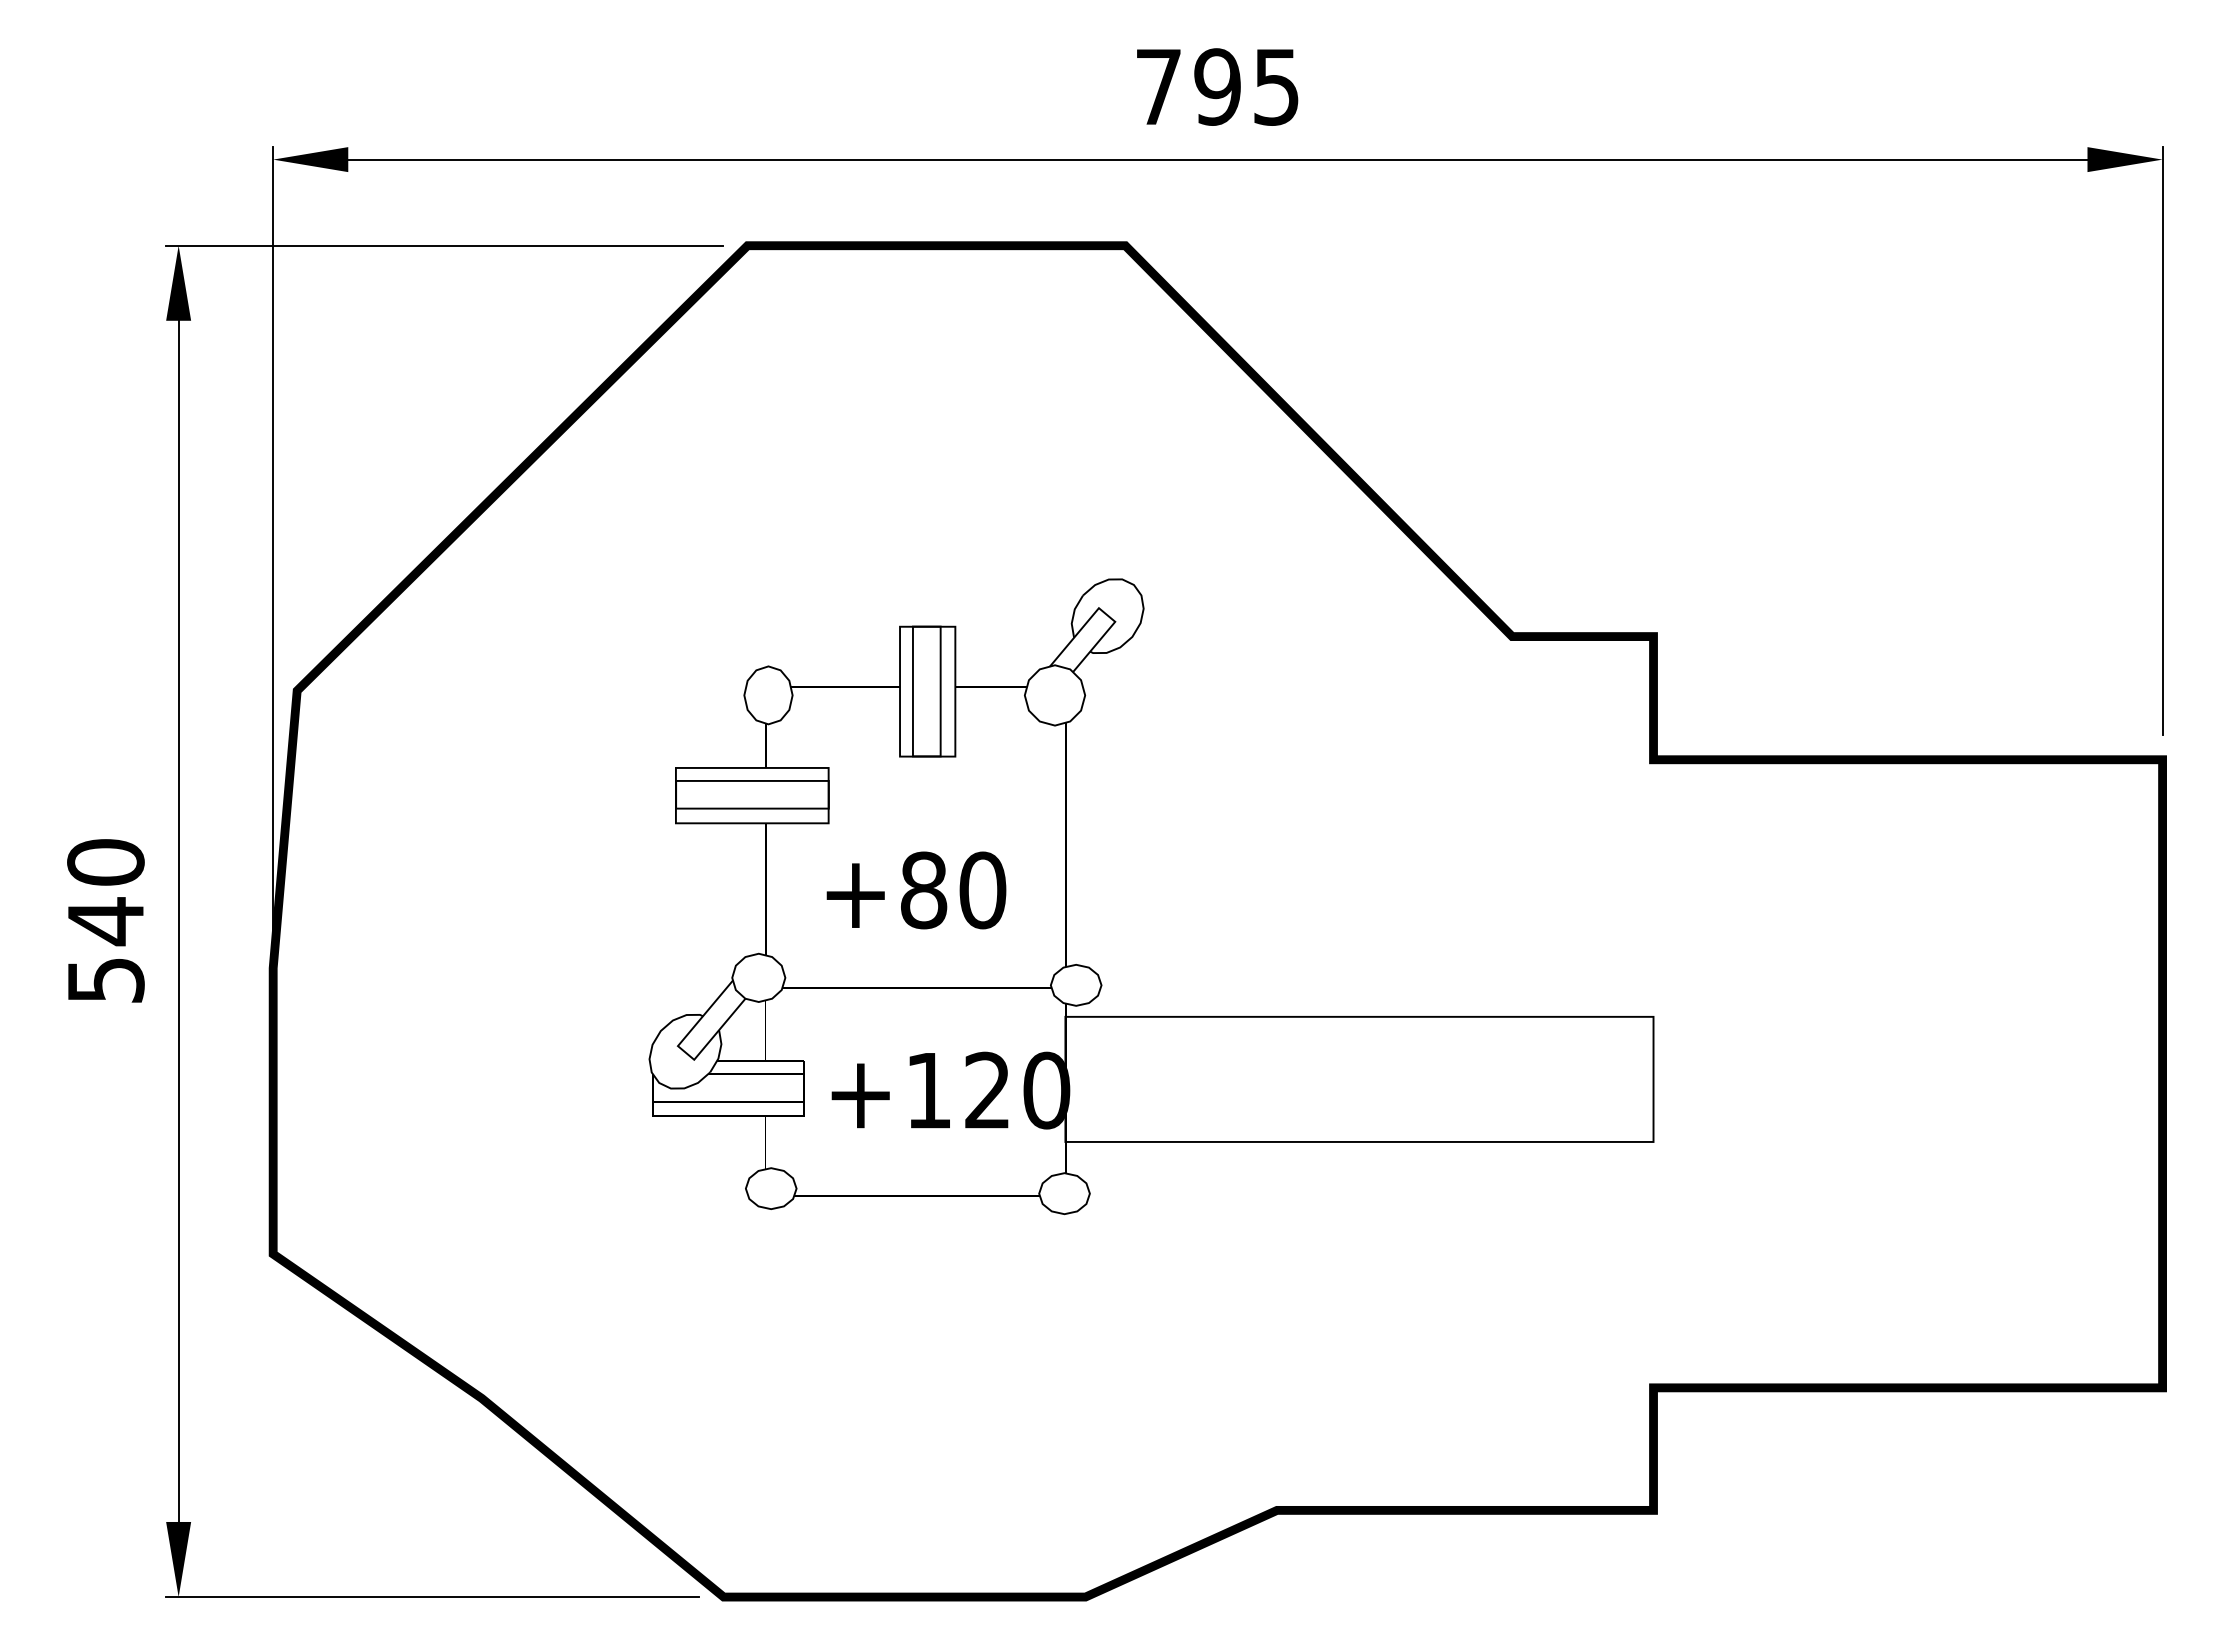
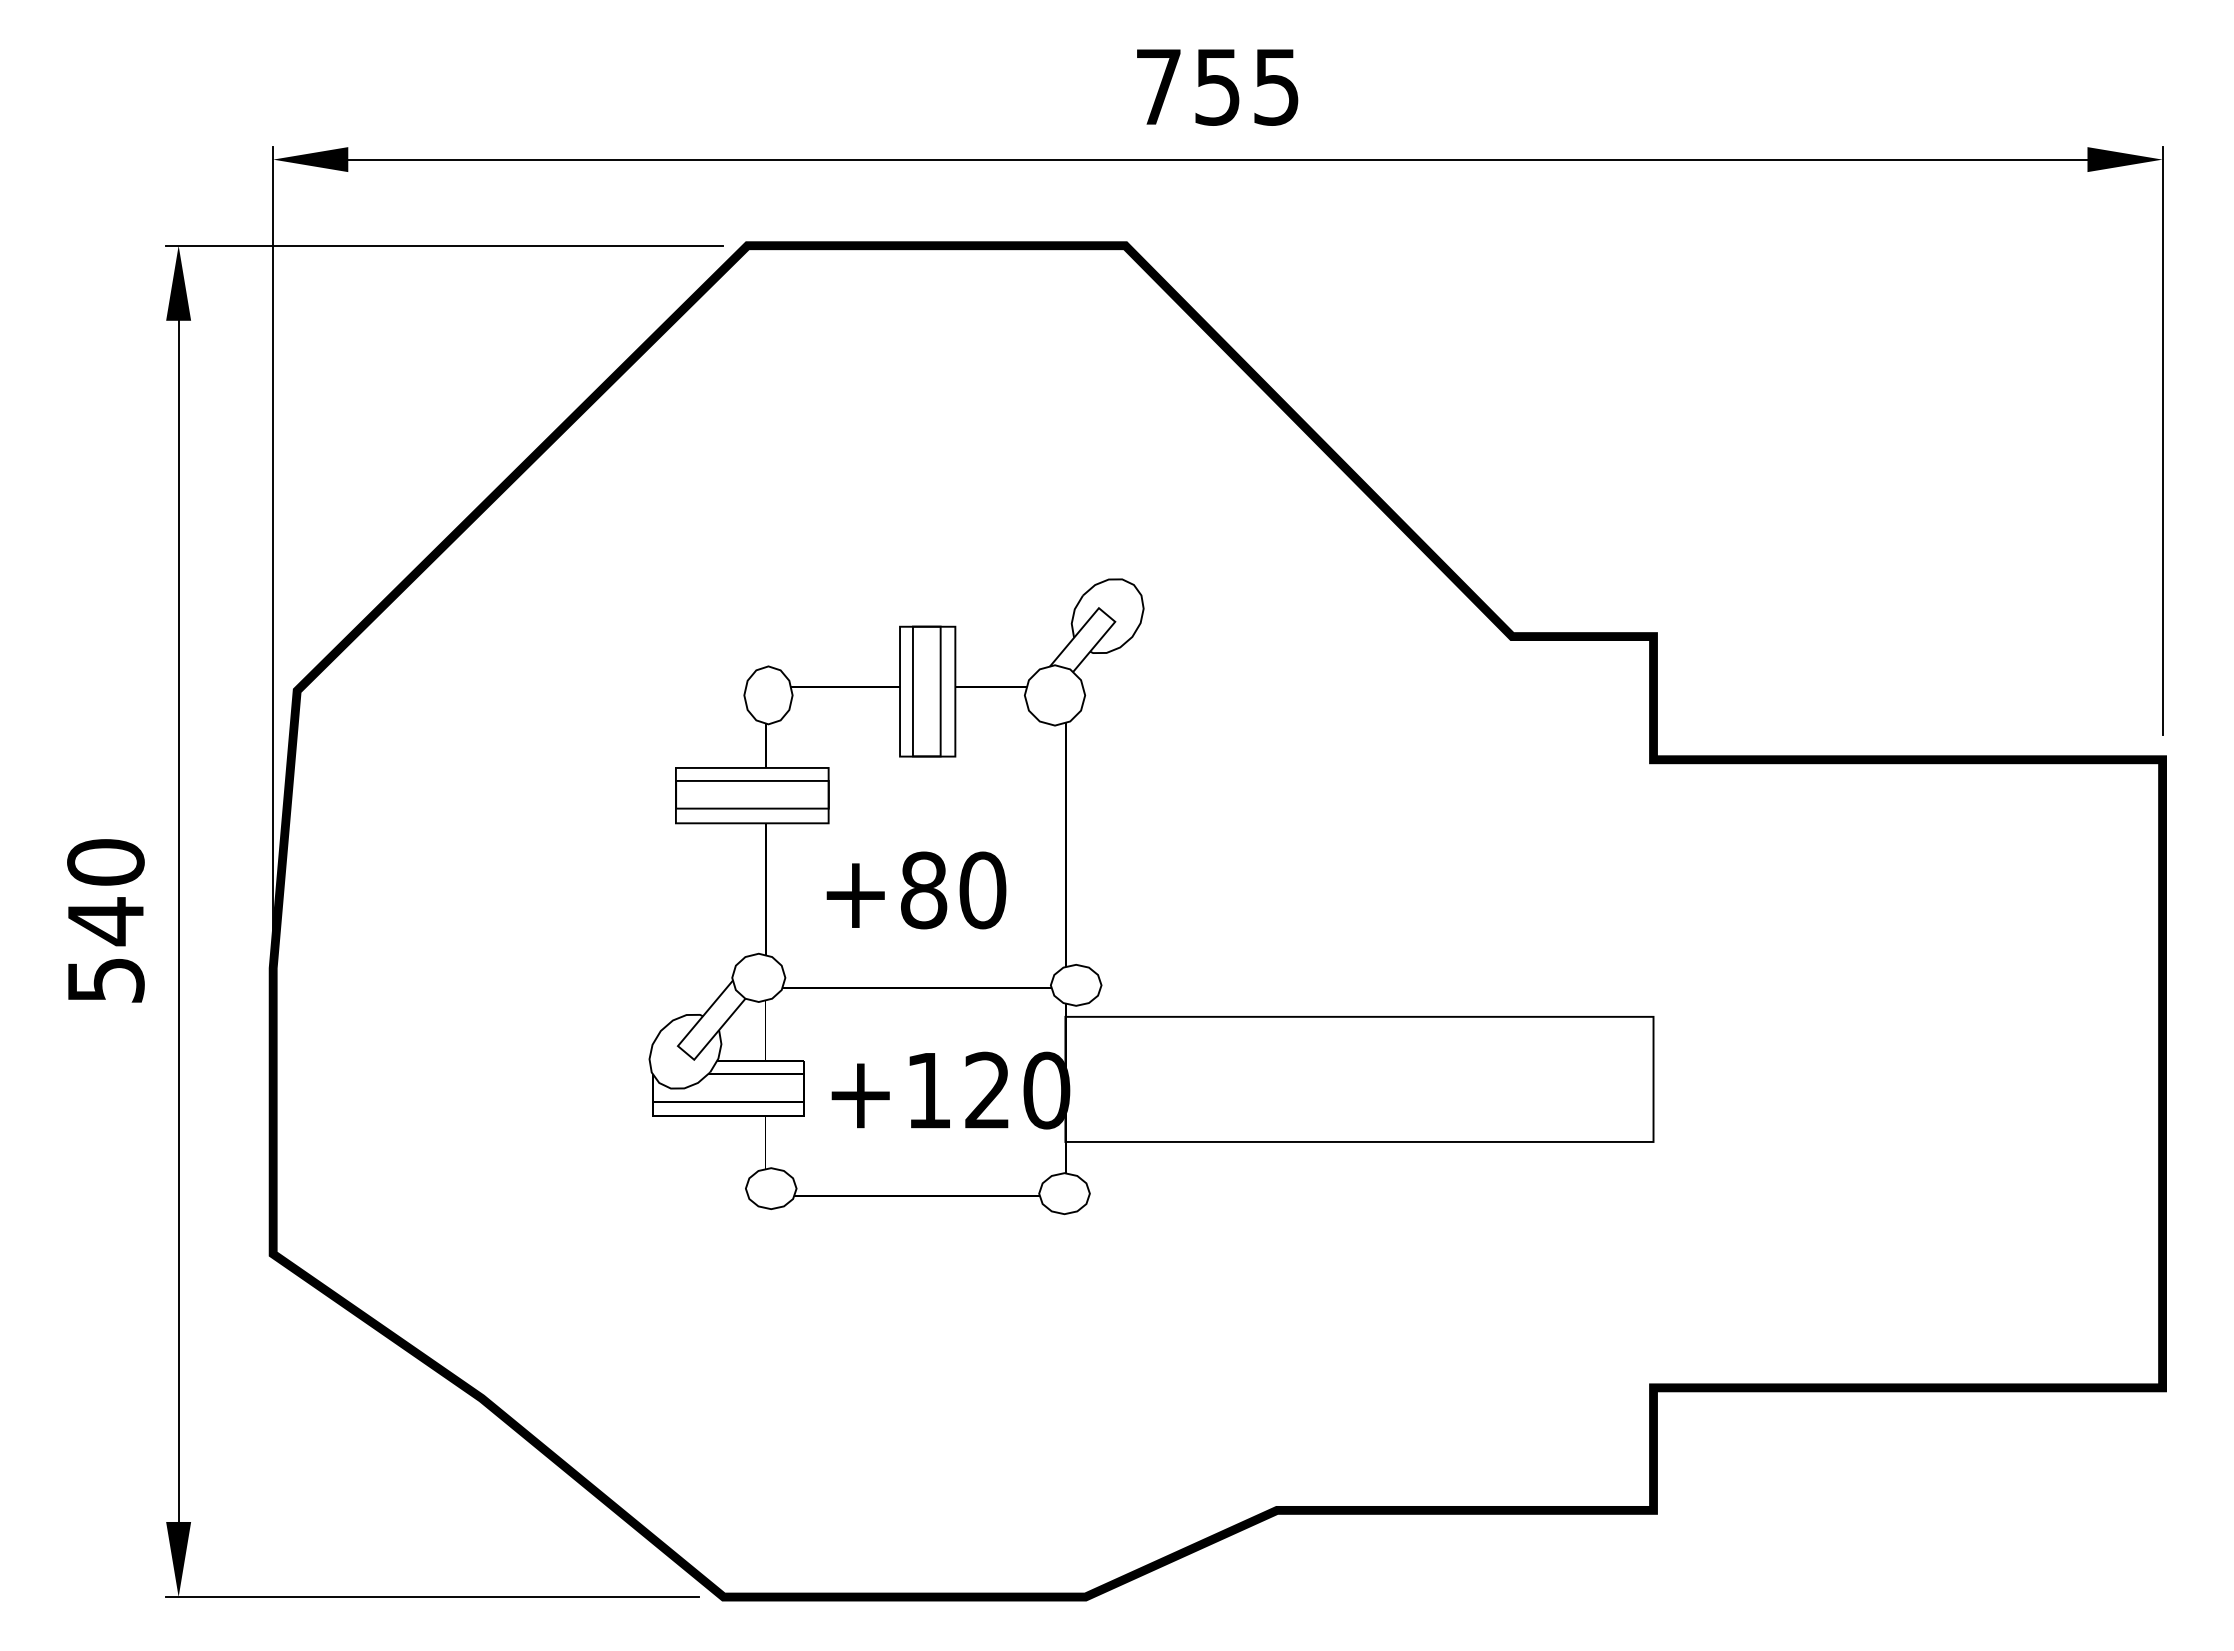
text: 795 -> 755 (1217, 86)
